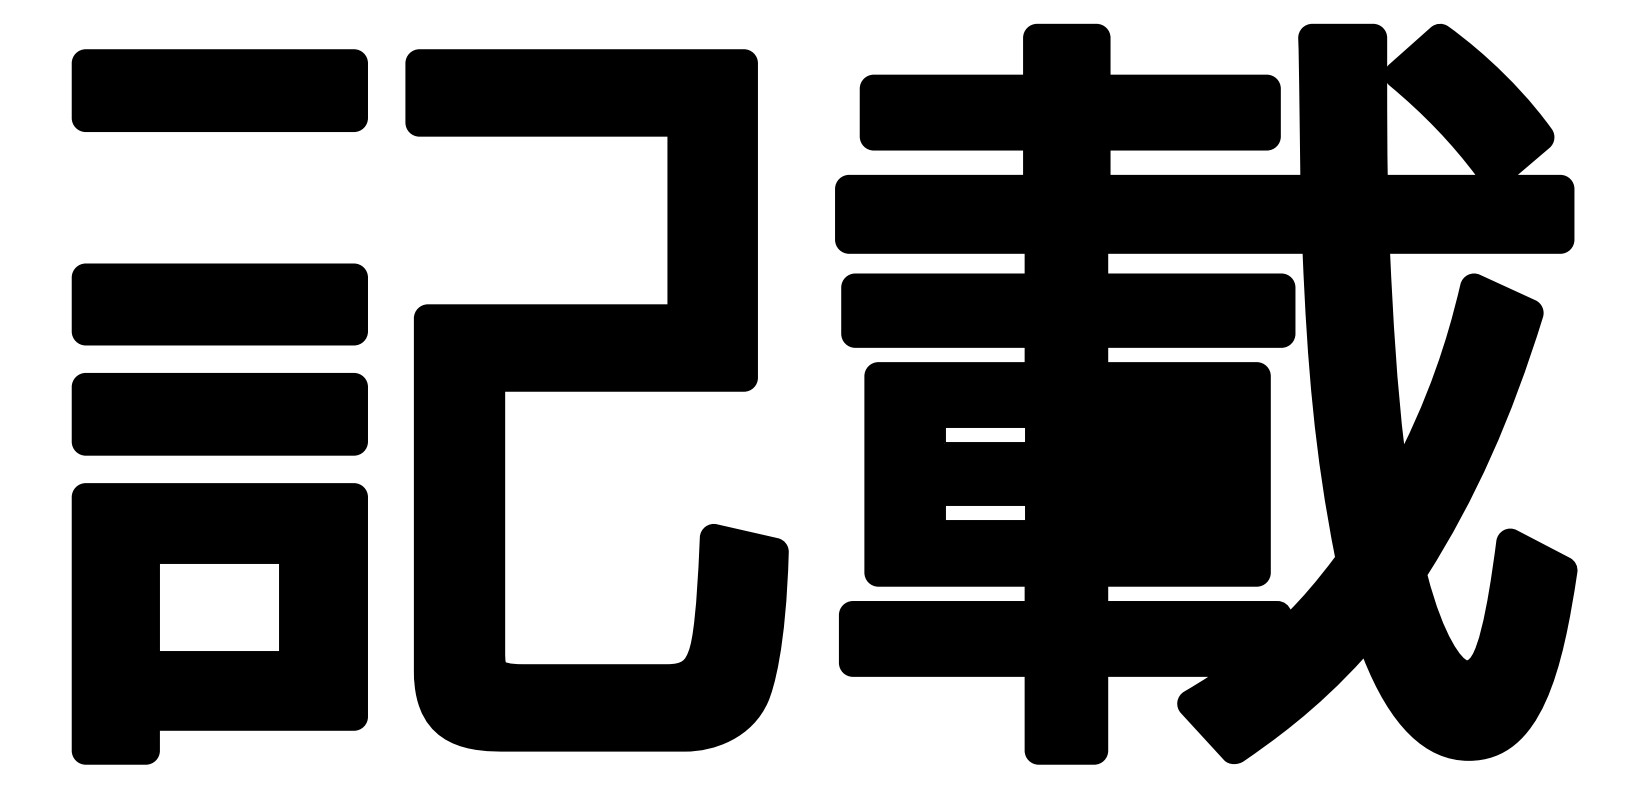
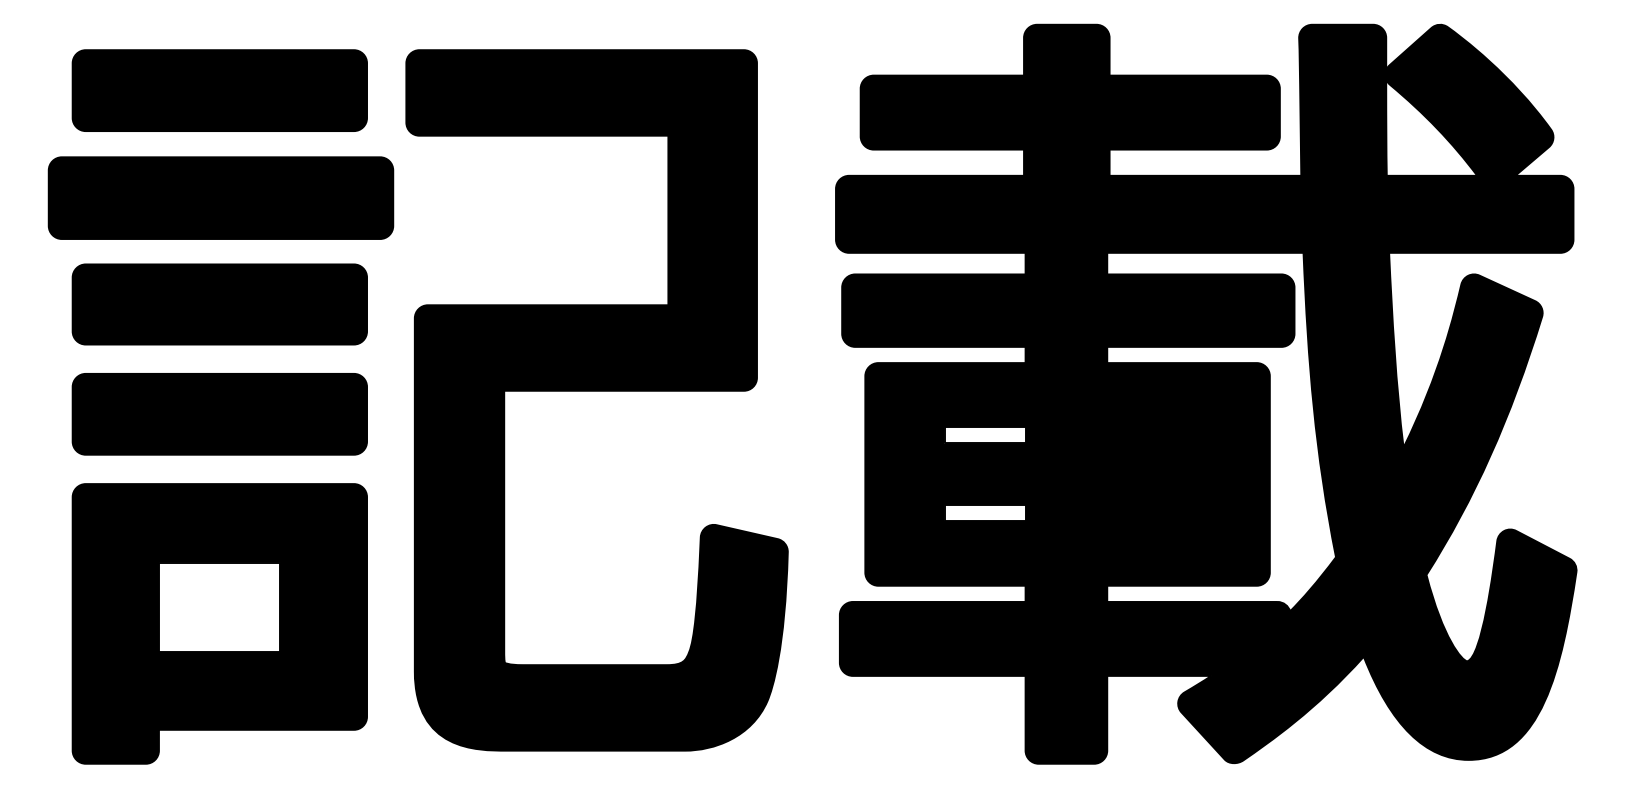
part: none -> present (220, 197)
